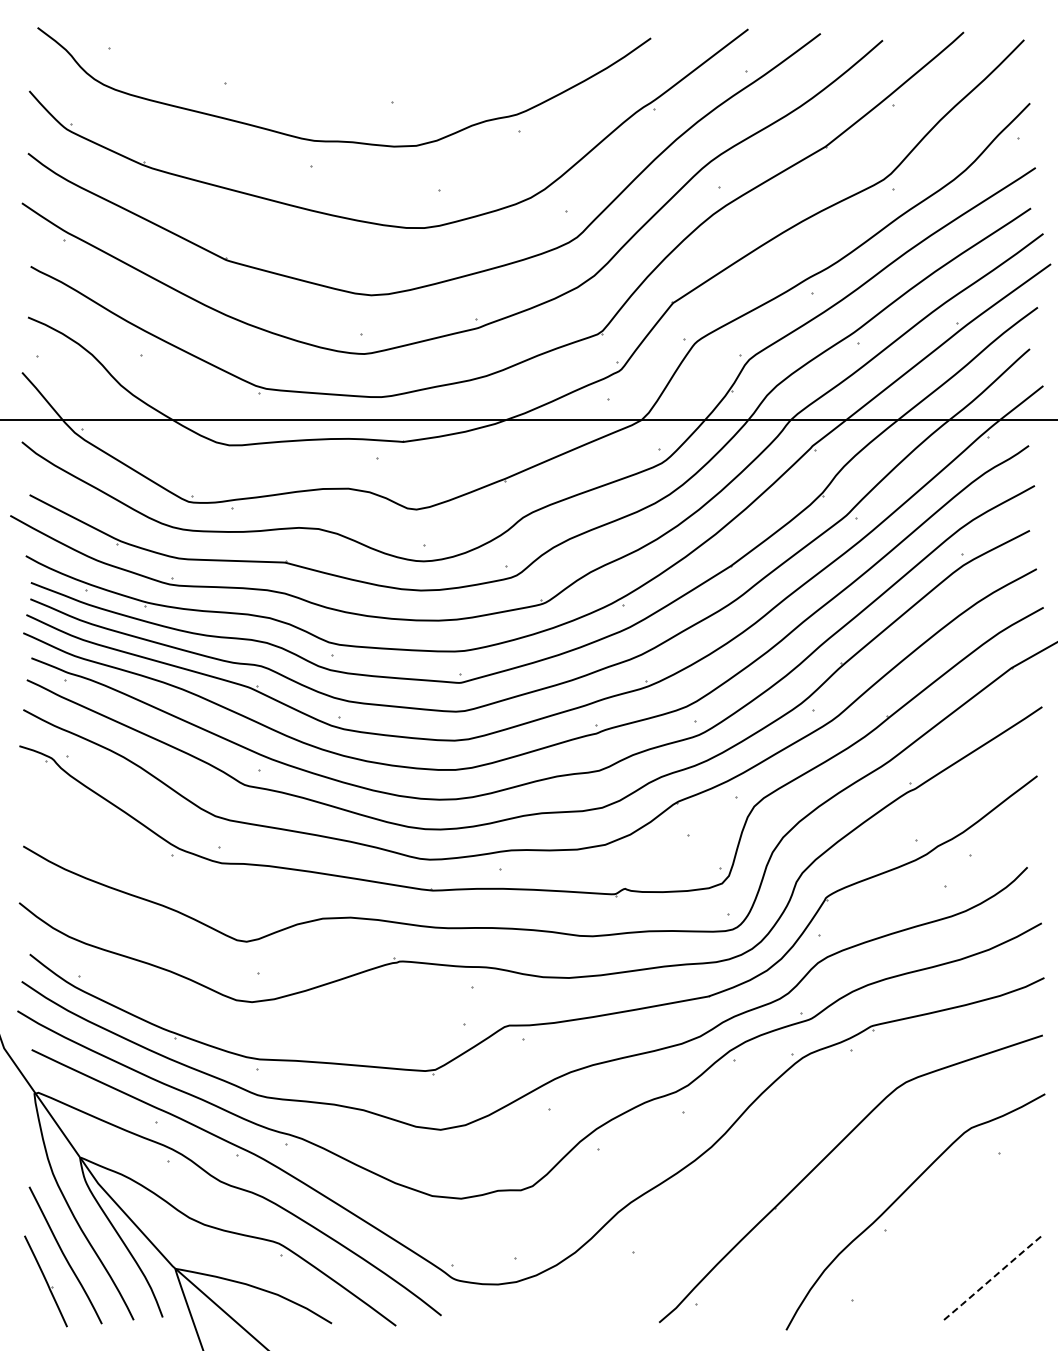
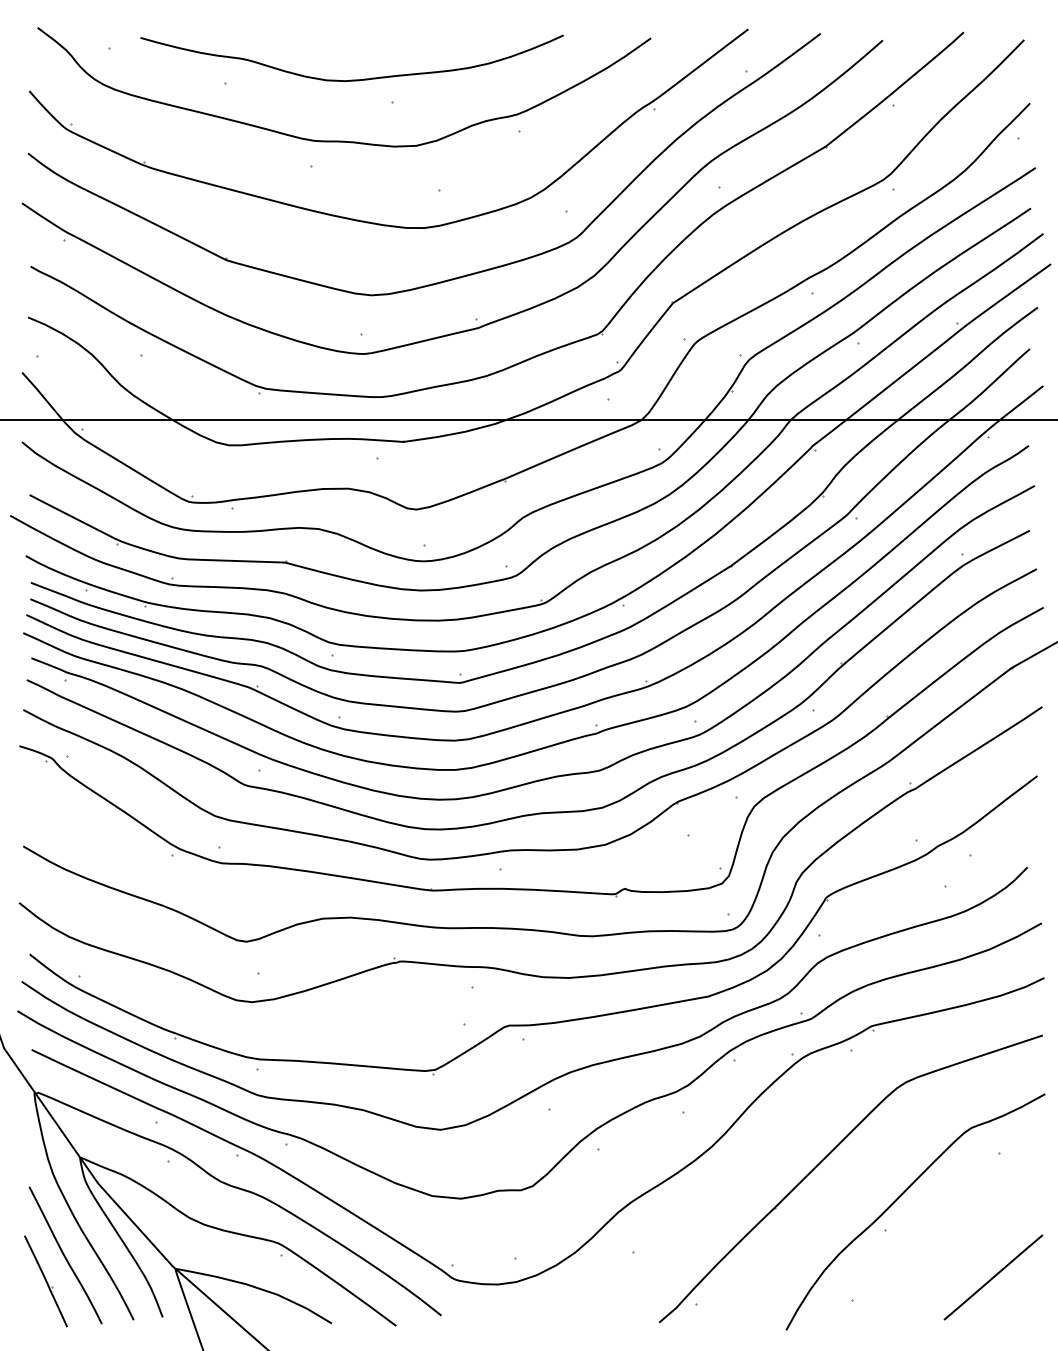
curve: none -> present (351, 79)
line: dashed -> solid (993, 1277)
